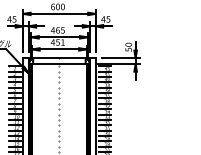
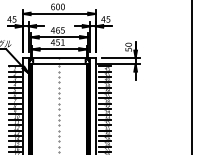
line: none -> present (192, 76)
